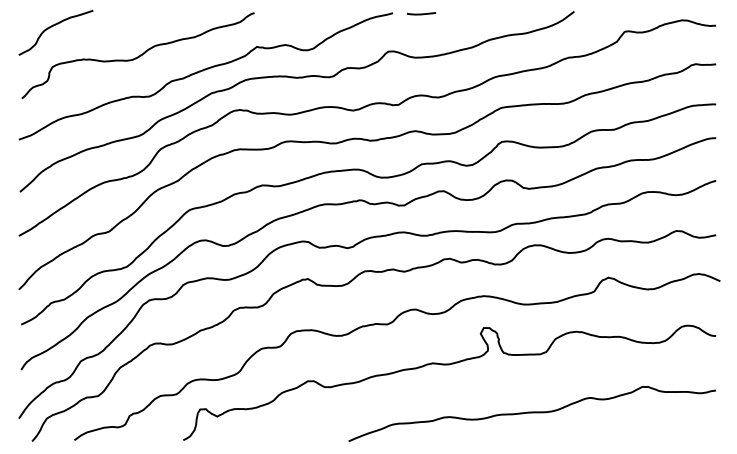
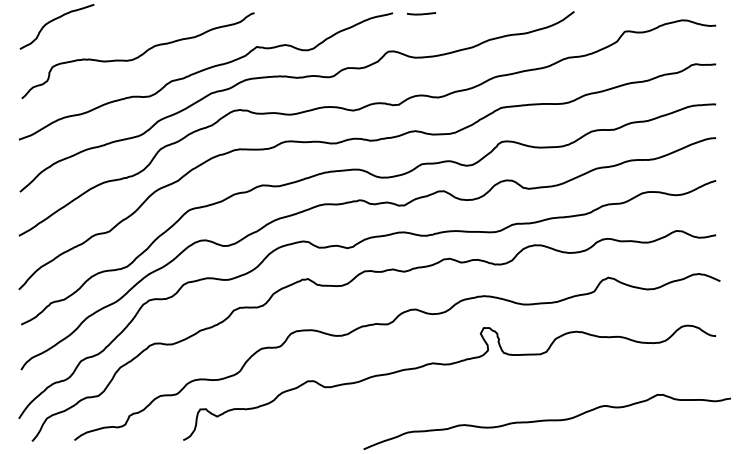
curve position: (53, 26) -> (54, 20) (54, 20)
curve position: (531, 413) -> (546, 421) (546, 421)
